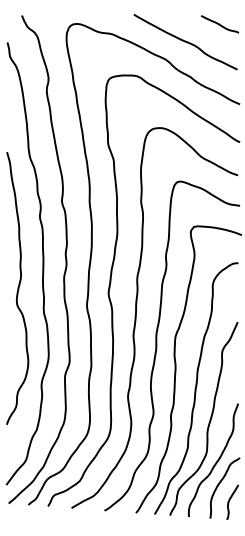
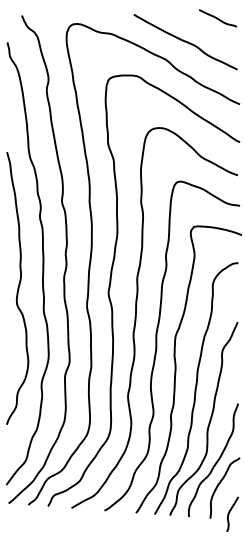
curve position: (220, 24) -> (218, 18) (218, 18)
curve position: (230, 500) -> (230, 512) (230, 512)
